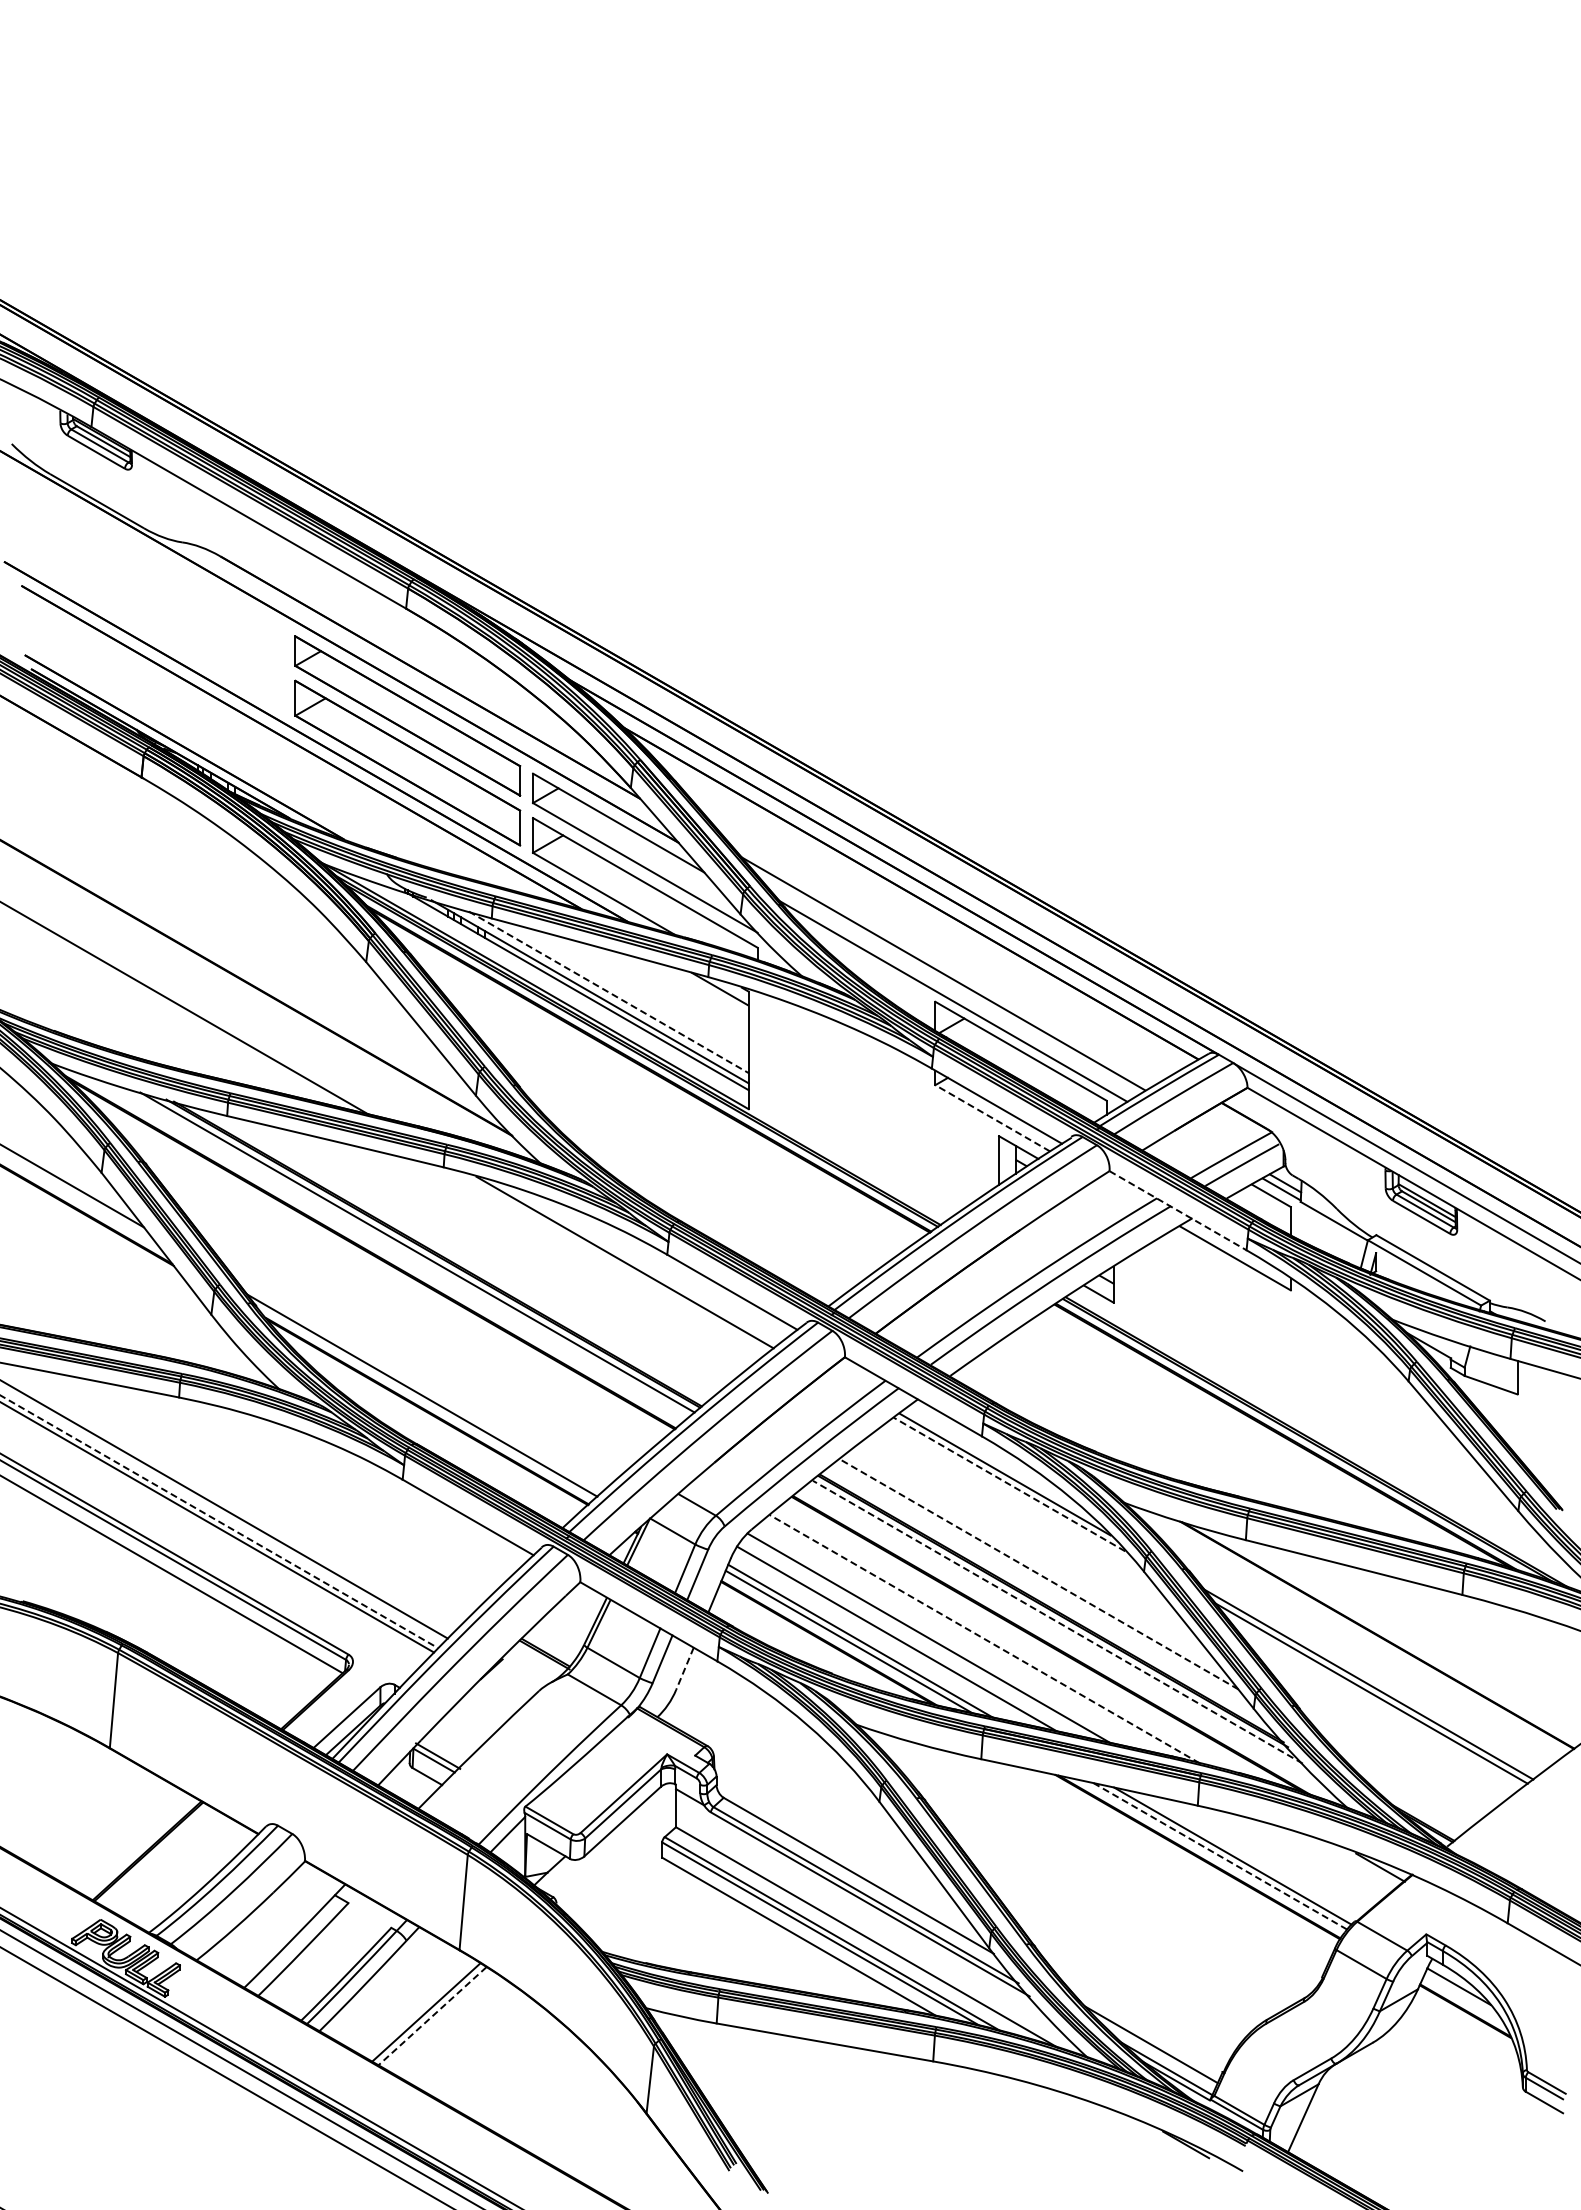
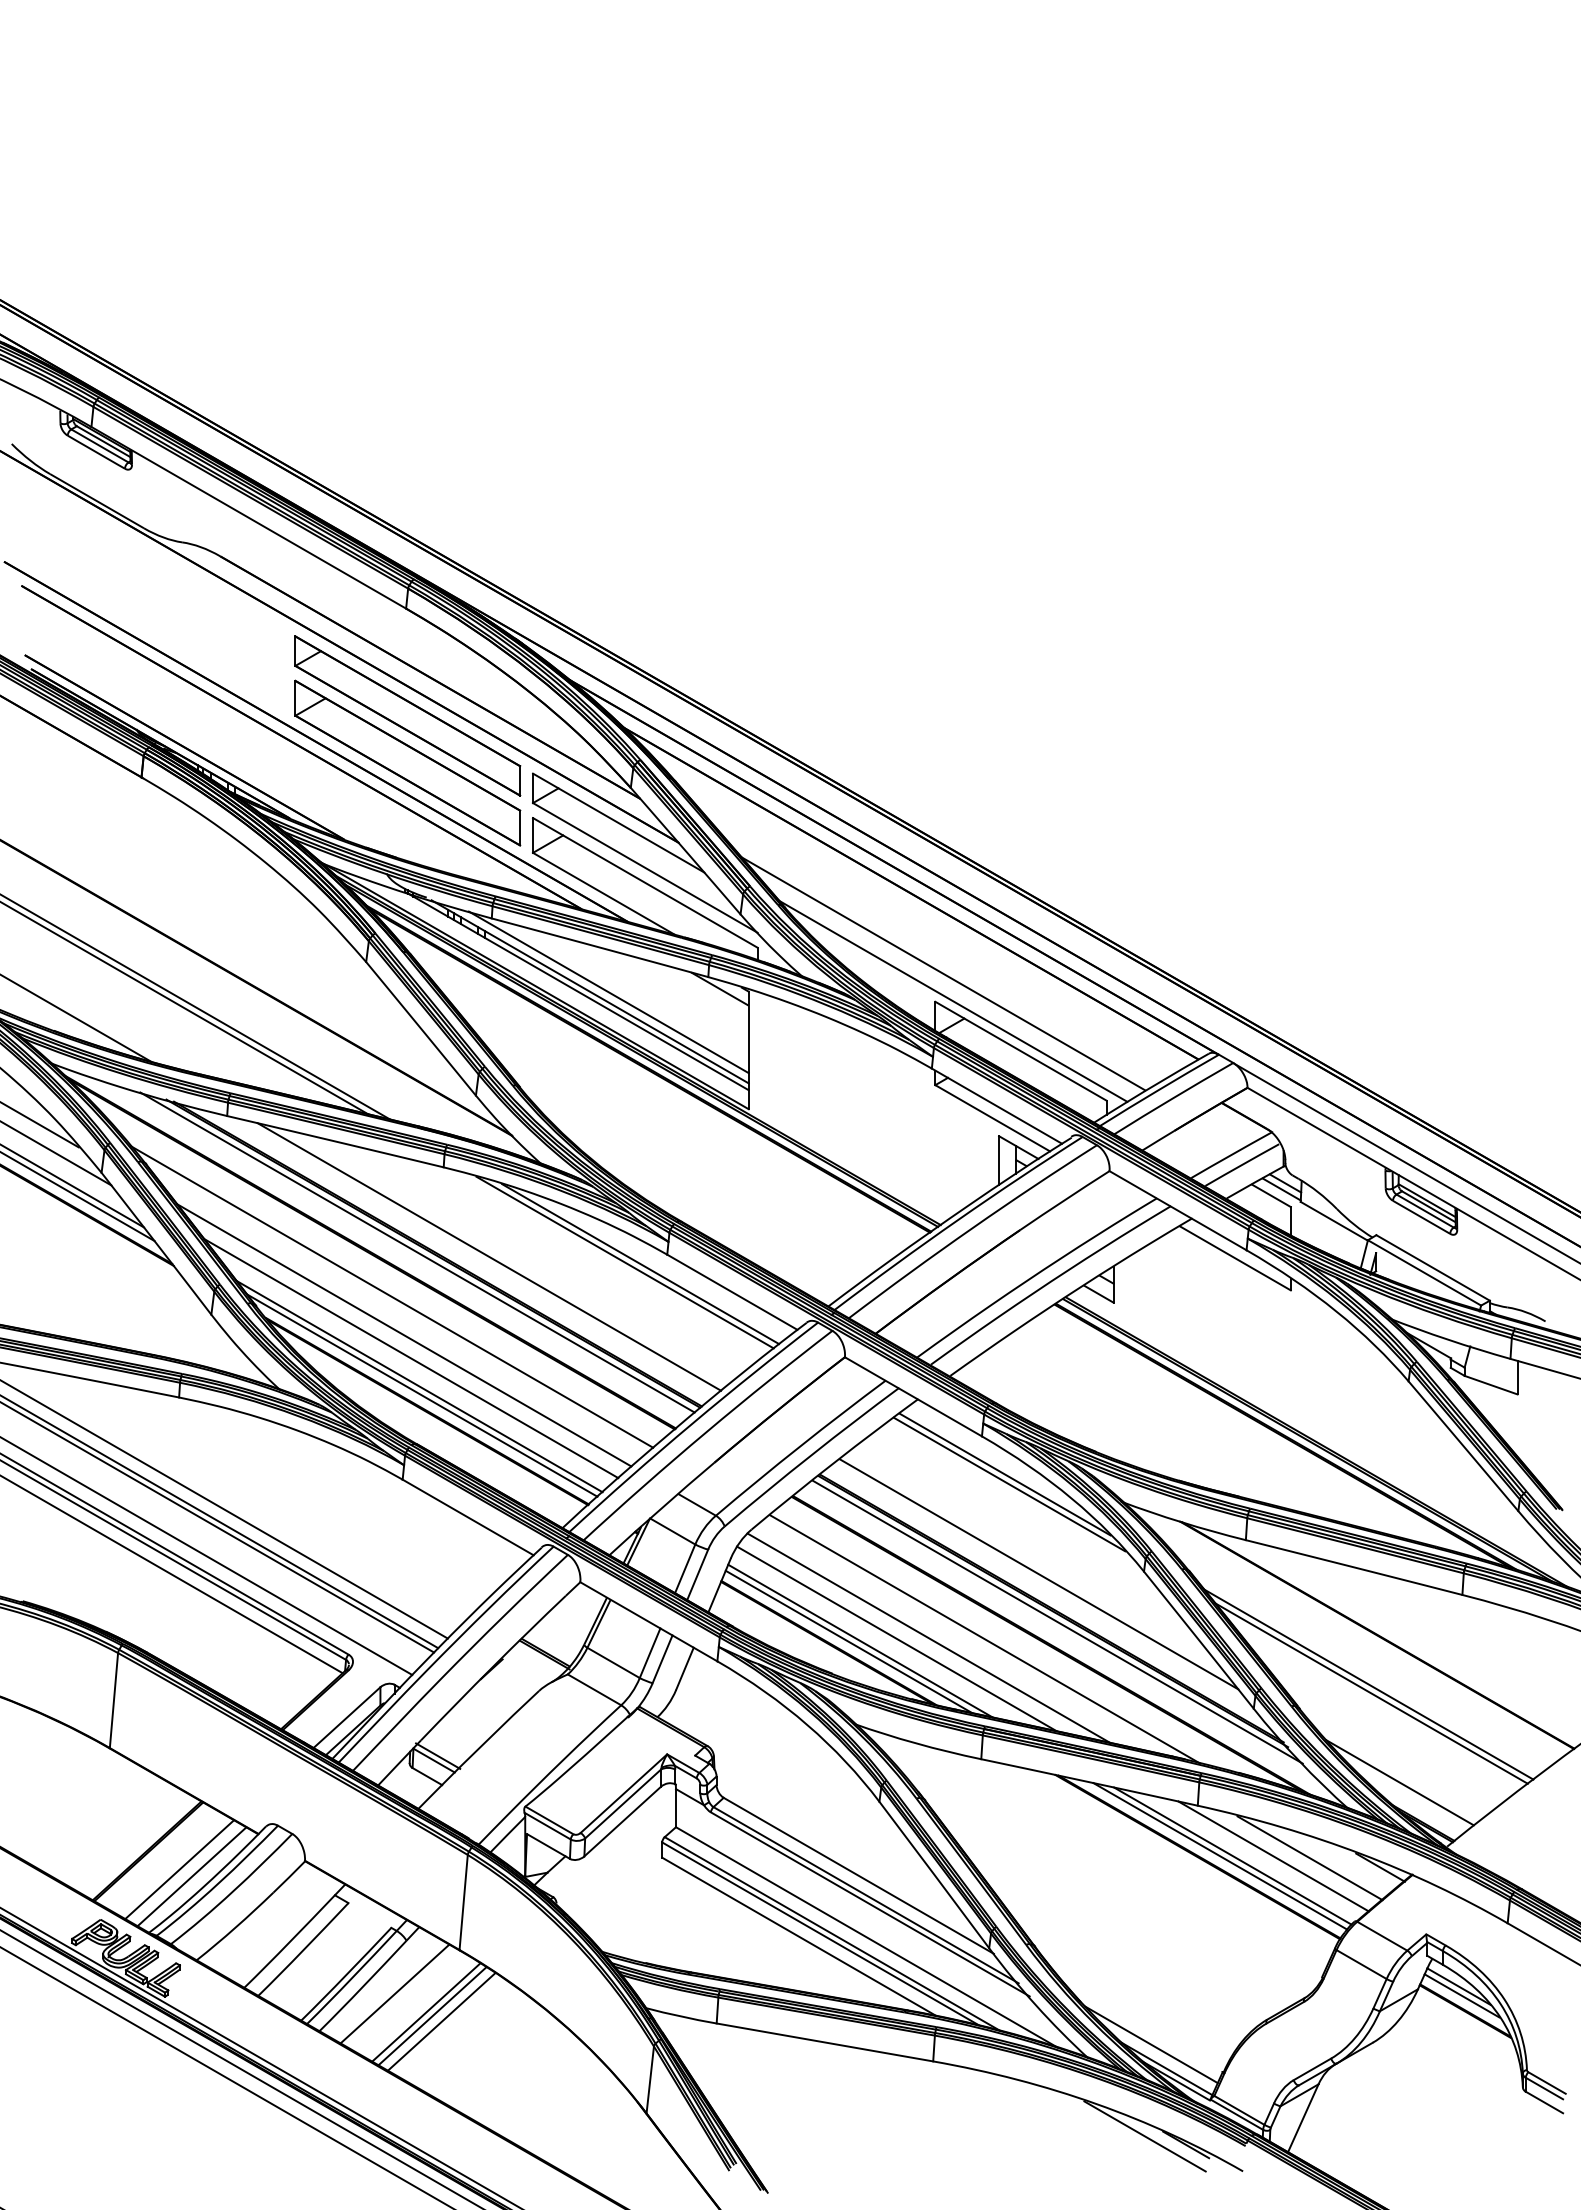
line: dashed -> solid (608, 992)
line: none -> present (196, 1007)
line: none -> present (76, 1018)
line: dashed -> solid (992, 1118)
line: none -> present (40, 1125)
line: none -> present (56, 1153)
line: none -> present (78, 1196)
line: dashed -> solid (1178, 1210)
line: none -> present (489, 1256)
line: none -> present (640, 1264)
line: none -> present (391, 1296)
line: none -> present (404, 1335)
line: none -> present (411, 1358)
line: none -> present (419, 1386)
line: dashed -> solid (1009, 1484)
line: dashed -> solid (219, 1521)
line: none -> present (207, 1556)
line: dashed -> solid (1039, 1574)
line: dashed -> solid (1057, 1622)
line: dashed -> solid (984, 1638)
line: dashed -> solid (684, 1668)
line: none -> present (1399, 1782)
line: dashed -> solid (1219, 1856)
line: none -> present (1273, 1856)
line: none -> present (1309, 1858)
line: none -> present (179, 1869)
line: none -> present (191, 1876)
line: none -> present (394, 1993)
line: none -> present (1461, 1995)
line: dashed -> solid (432, 2016)
line: none -> present (441, 2021)
line: none -> present (1144, 2136)
